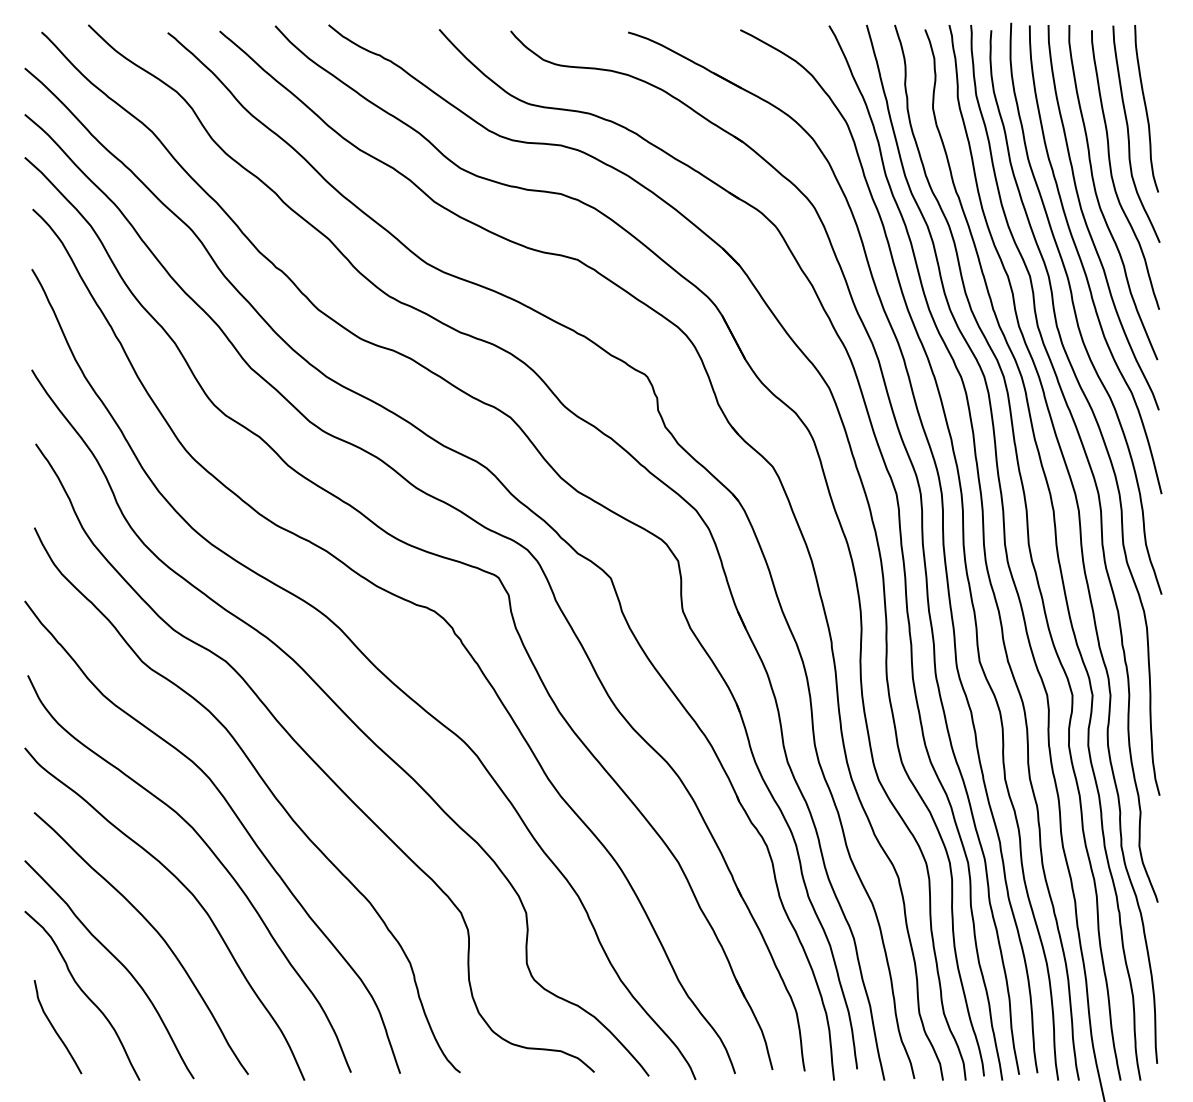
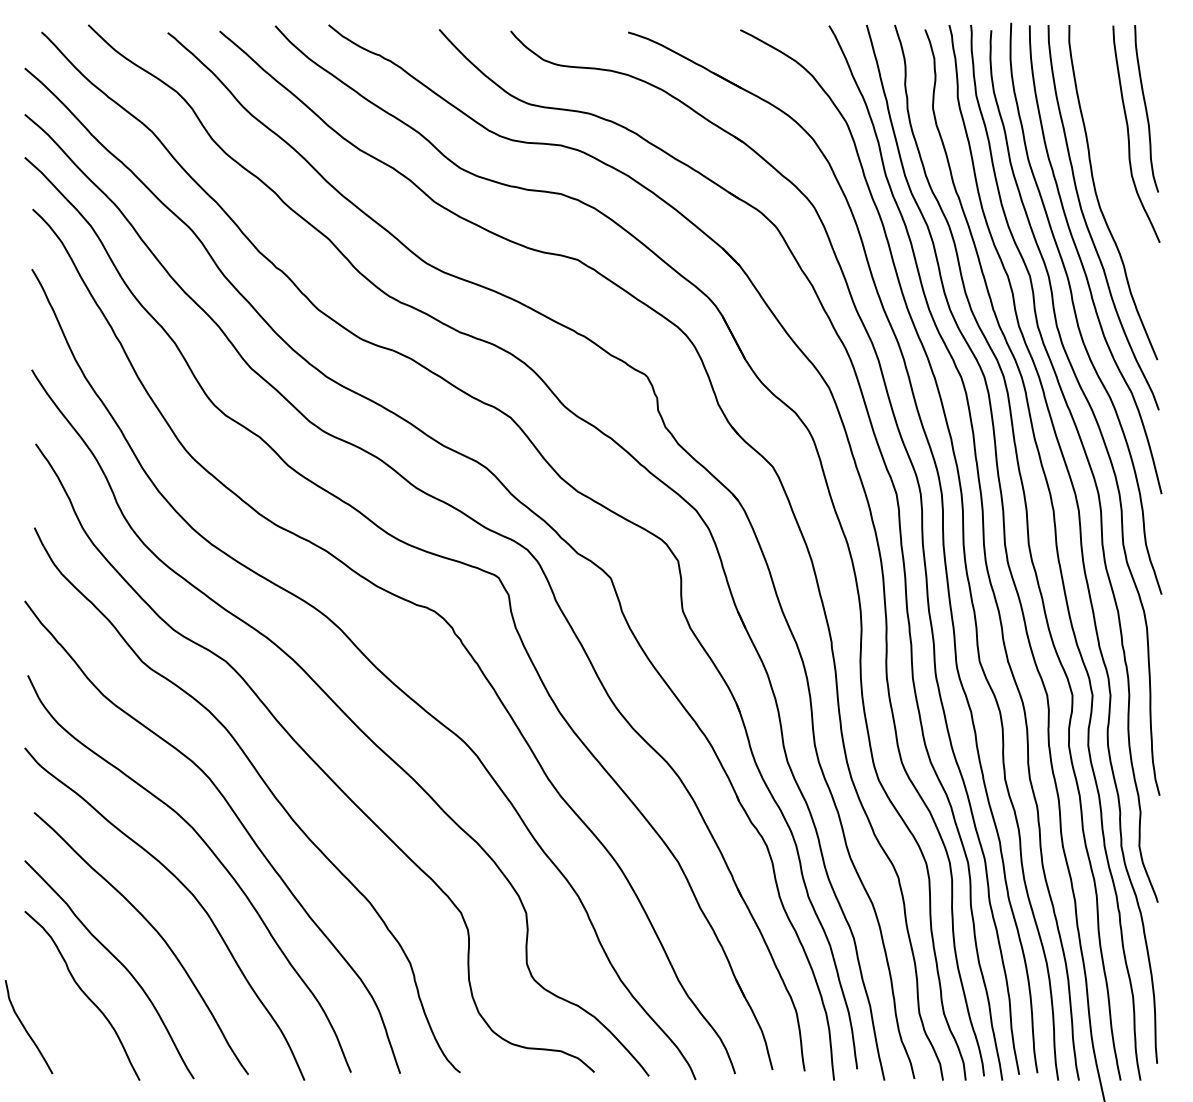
curve: present -> none (1112, 173)
curve position: (55, 1029) -> (26, 1029) (26, 1029)
